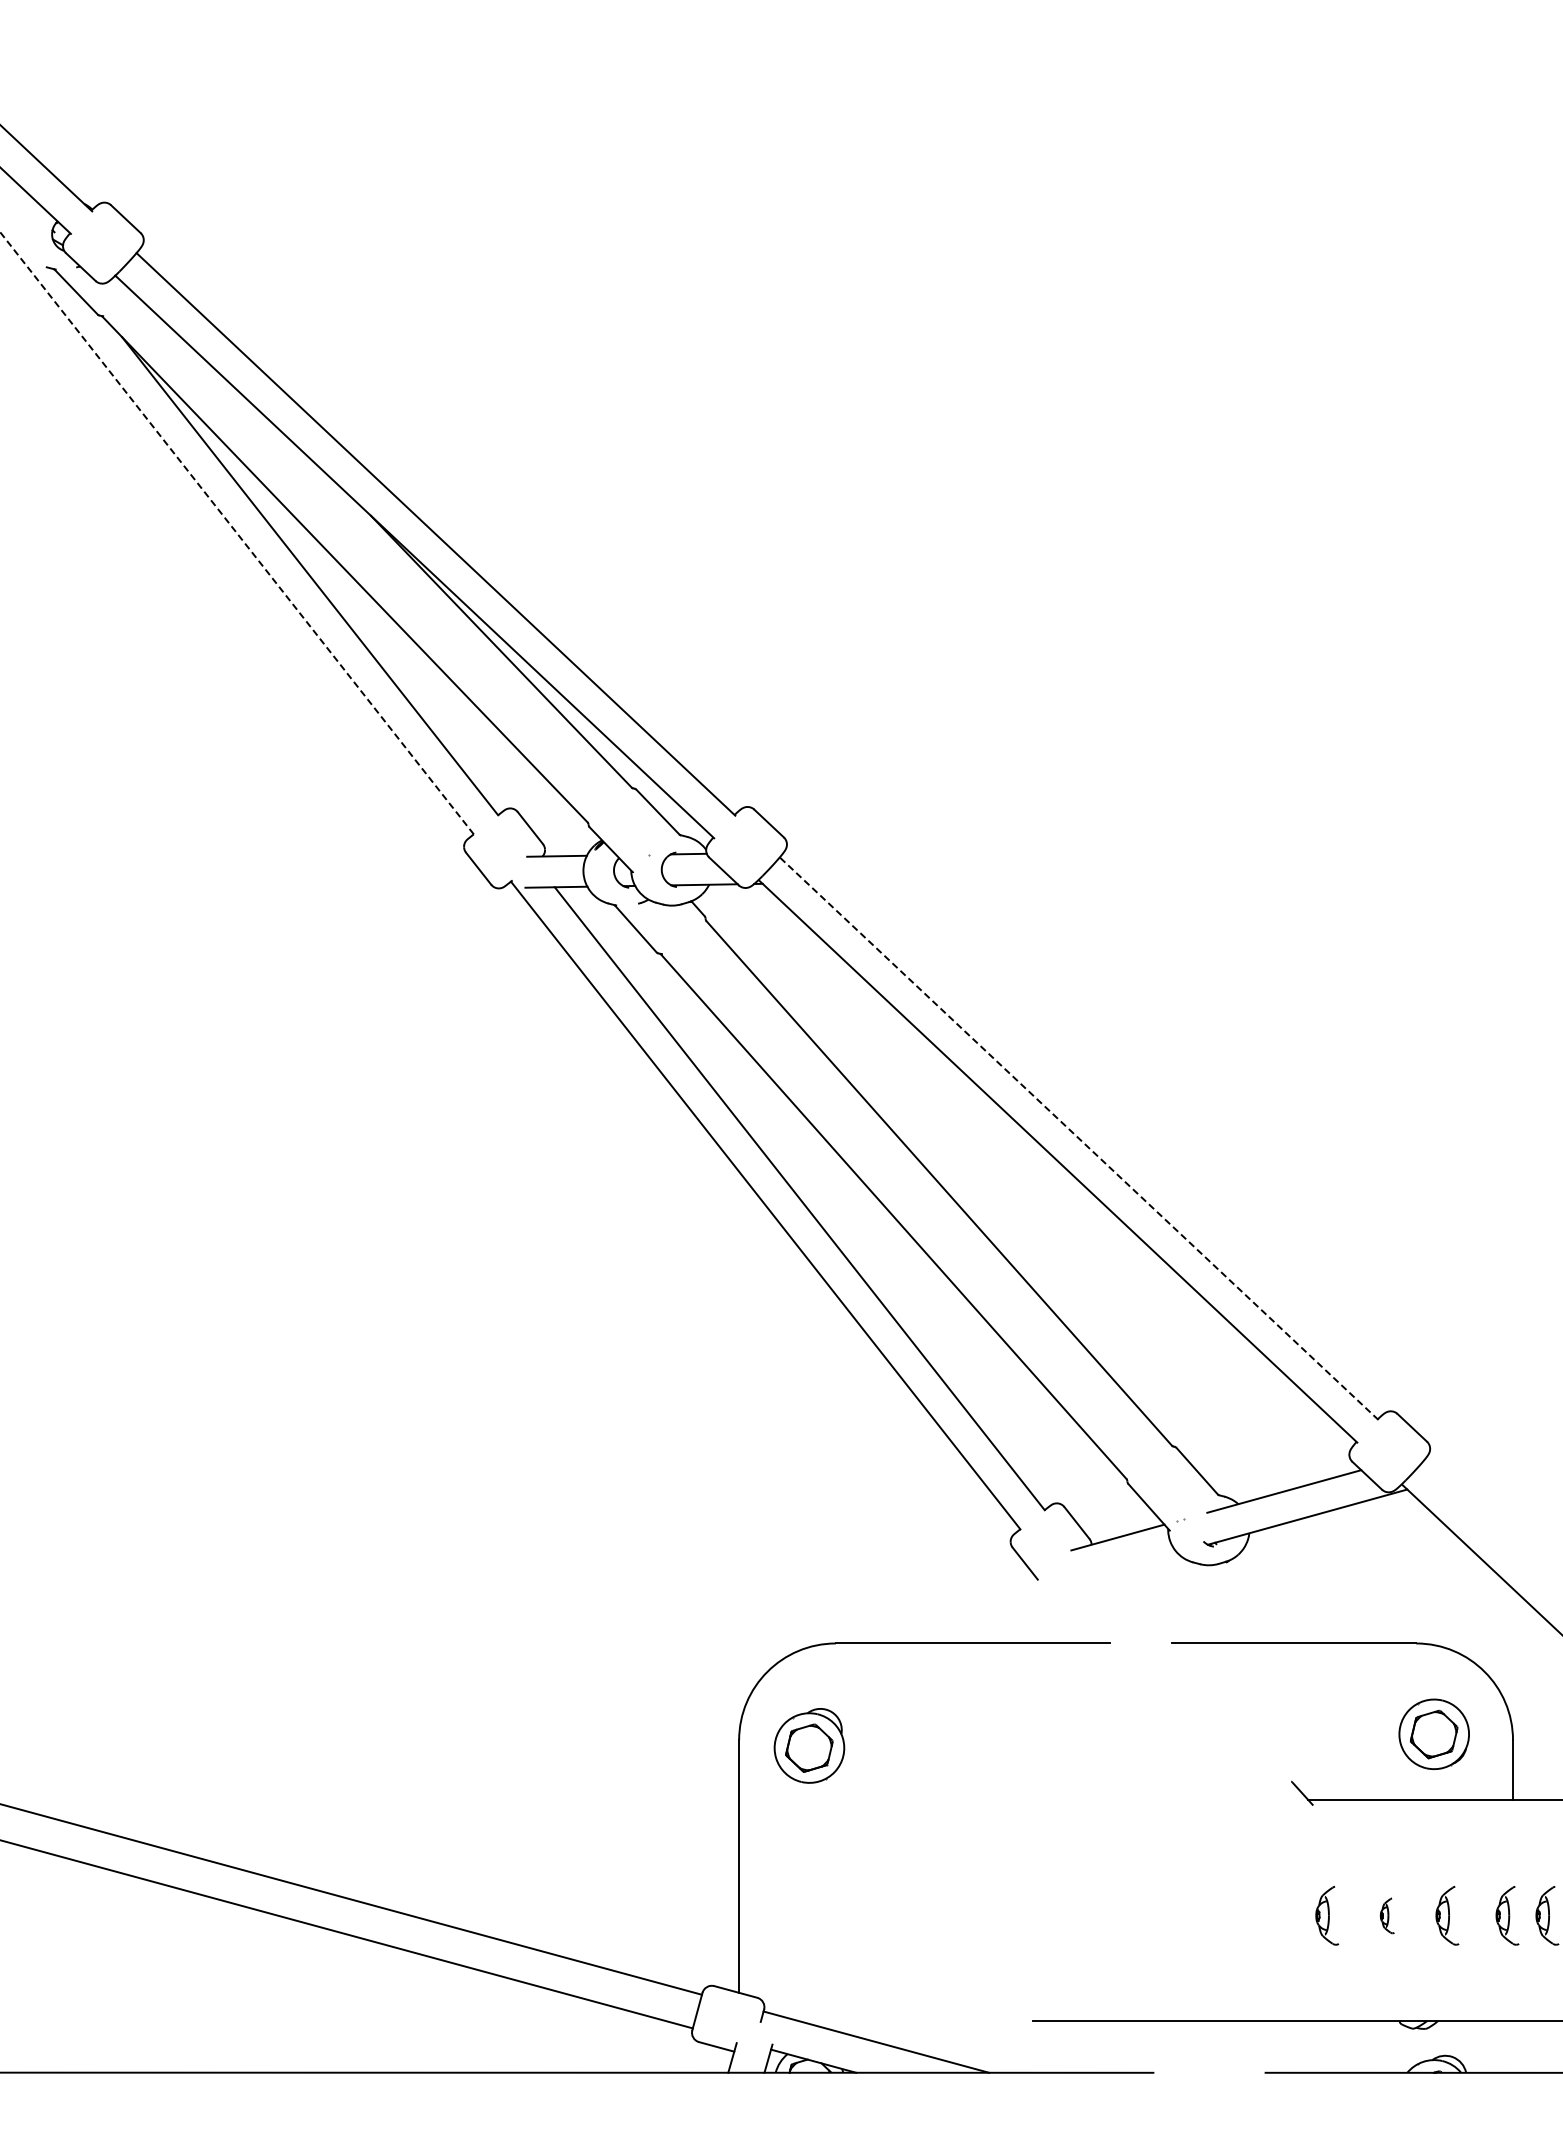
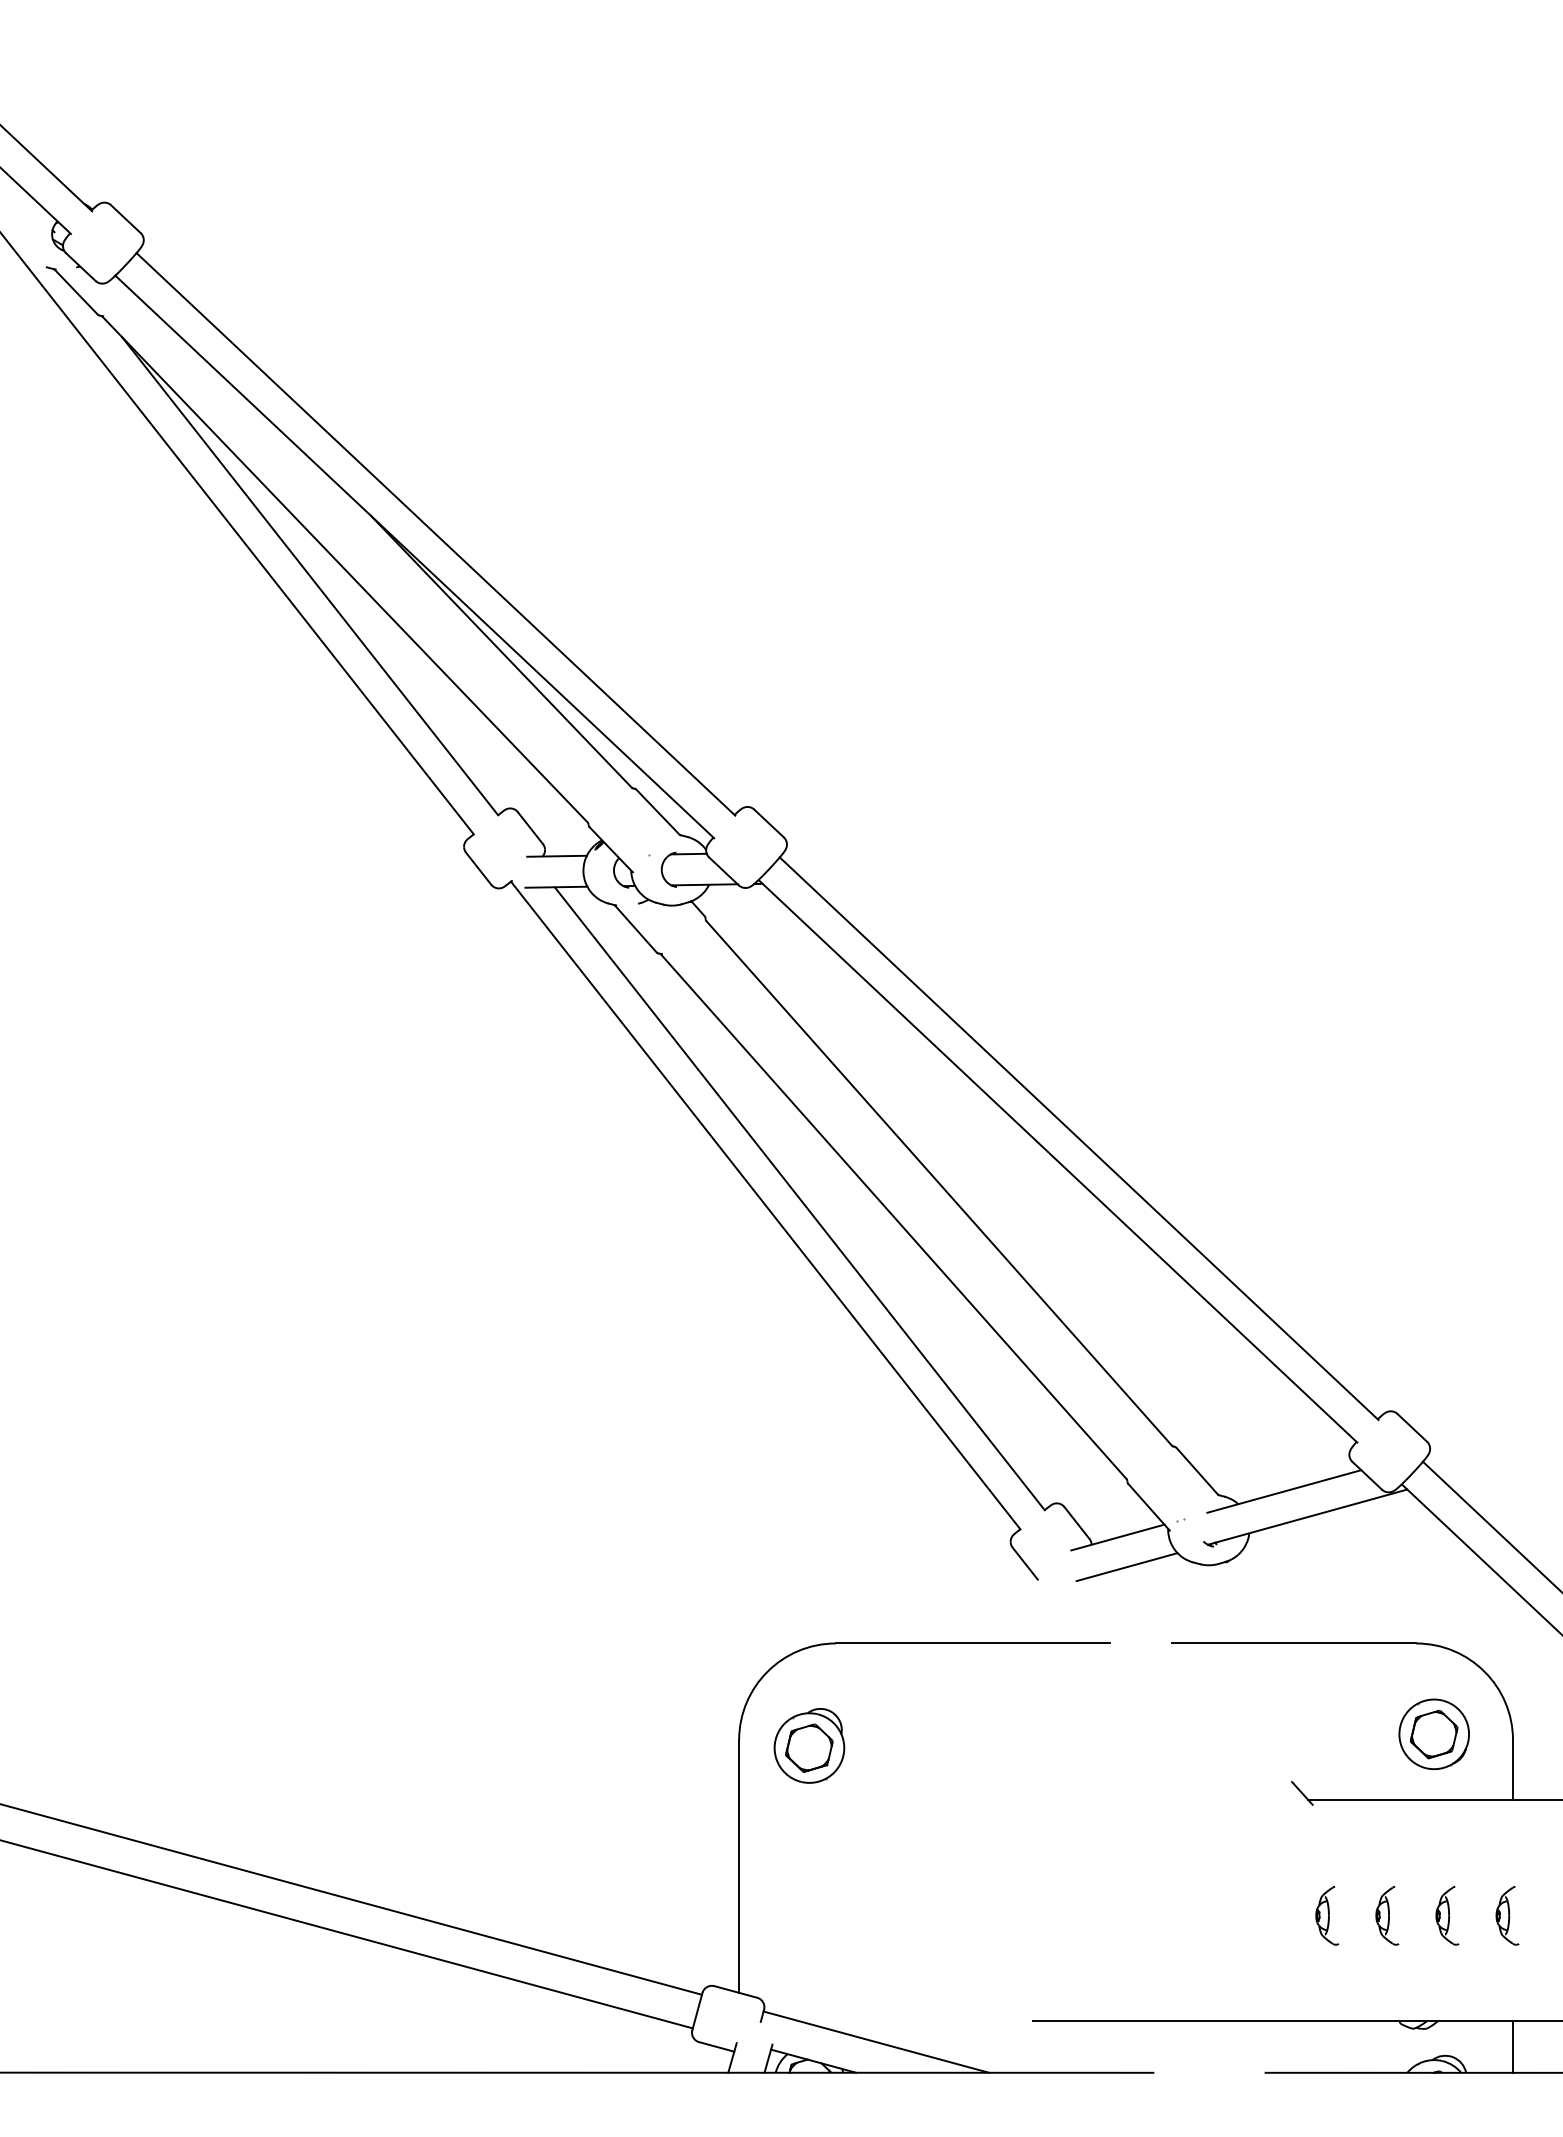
line: dashed -> solid (236, 532)
line: dashed -> solid (1079, 1138)
line: none -> present (1490, 1525)
line: none -> present (1126, 1567)
part size: 16x38 px -> 25x60 px (1387, 1915)
part: present -> none (1547, 1915)
line: none -> present (1513, 2046)
